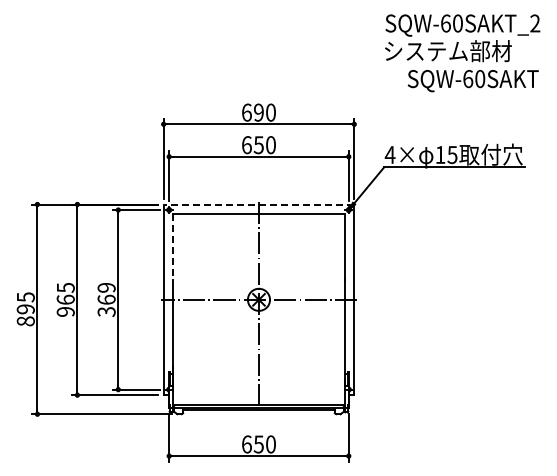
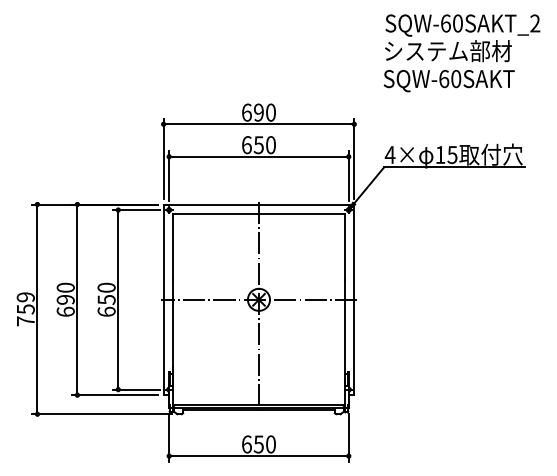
text position: (472, 81) -> (448, 81) (448, 81)
line: dashed -> solid (258, 204)
line: dashed -> solid (172, 247)
text: 965 -> 690 (65, 299)
text: 369 -> 650 (106, 299)
text: 895 -> 759 (25, 309)
